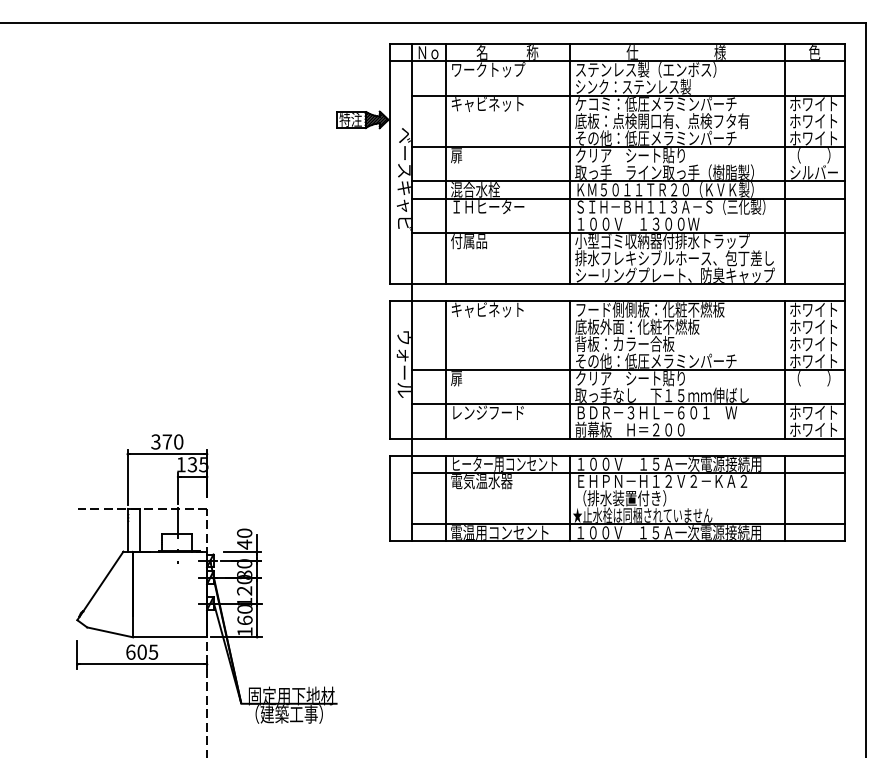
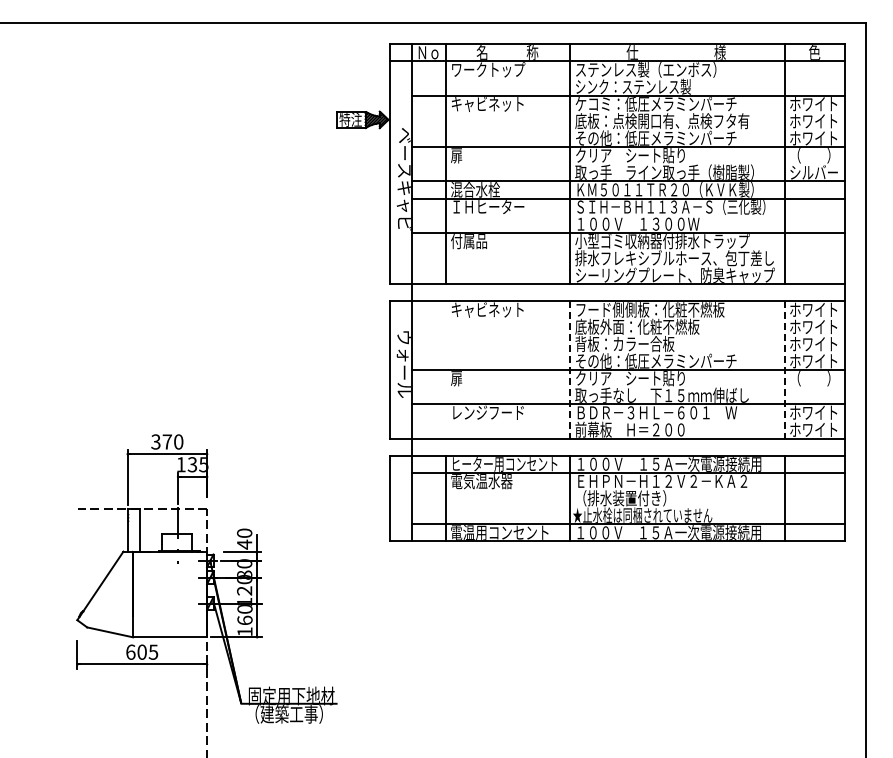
line: present -> none (446, 369)
line: solid -> dashed (570, 369)
line: solid -> dashed (784, 369)
